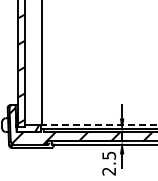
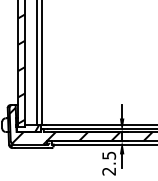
line: none -> present (37, 63)
line: dashed -> solid (101, 124)
